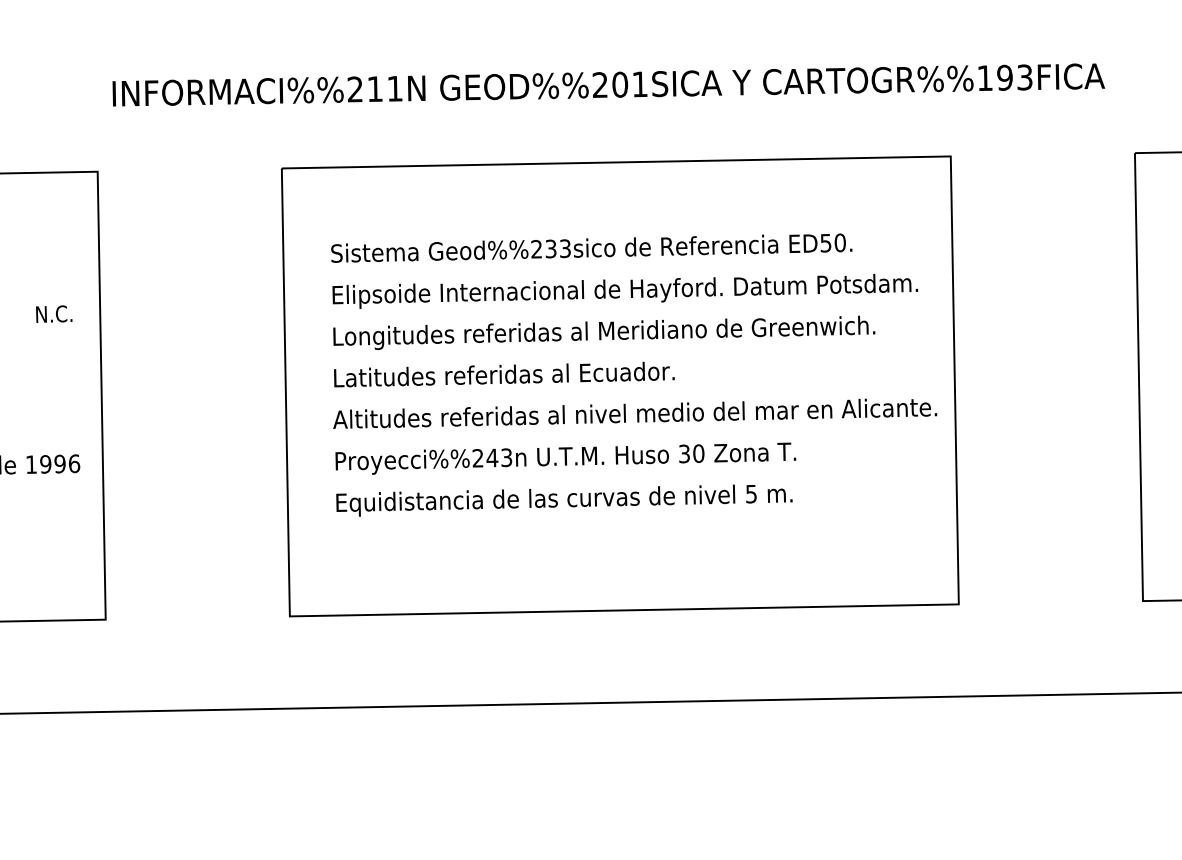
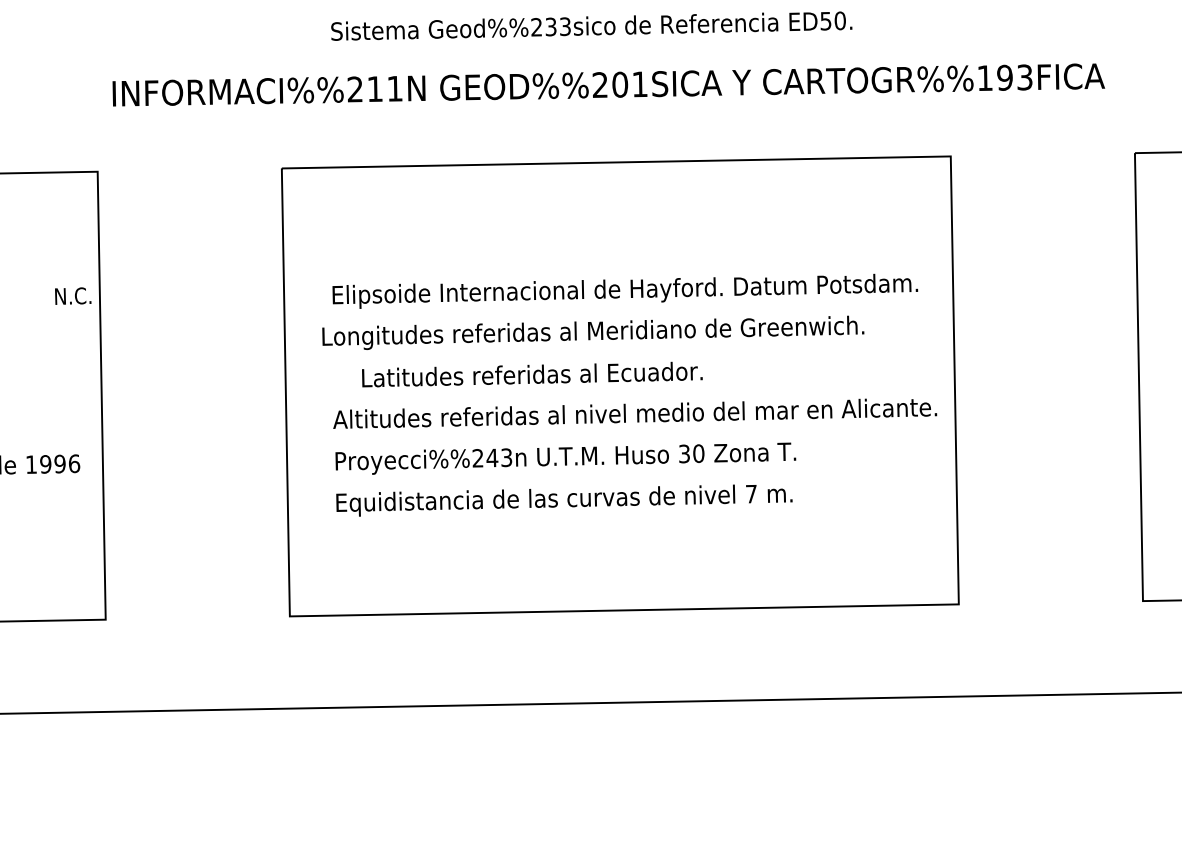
text position: (591, 247) -> (591, 25) (591, 25)
text position: (54, 313) -> (73, 295) (73, 295)
text position: (604, 332) -> (593, 332) (593, 332)
text position: (504, 374) -> (532, 374) (532, 374)
text: 5 -> 7 (751, 494)
